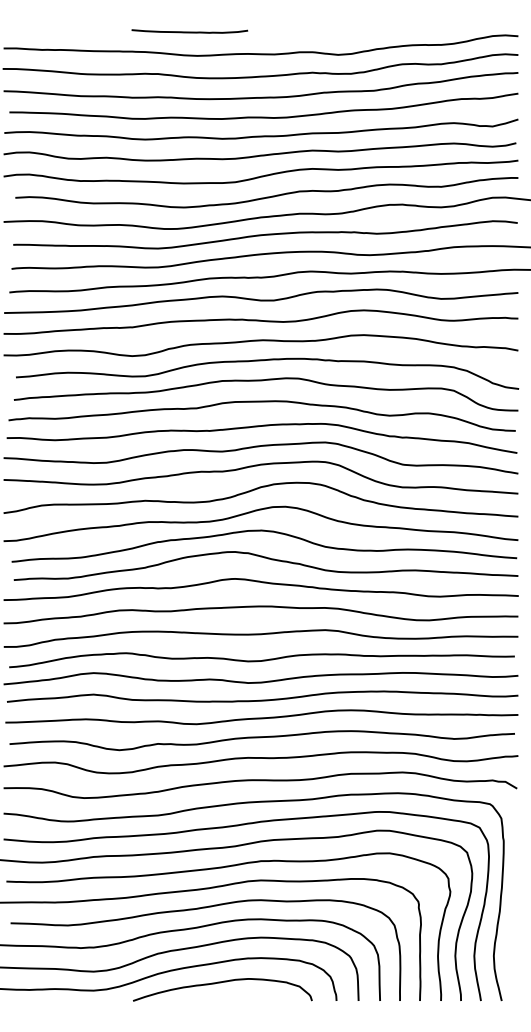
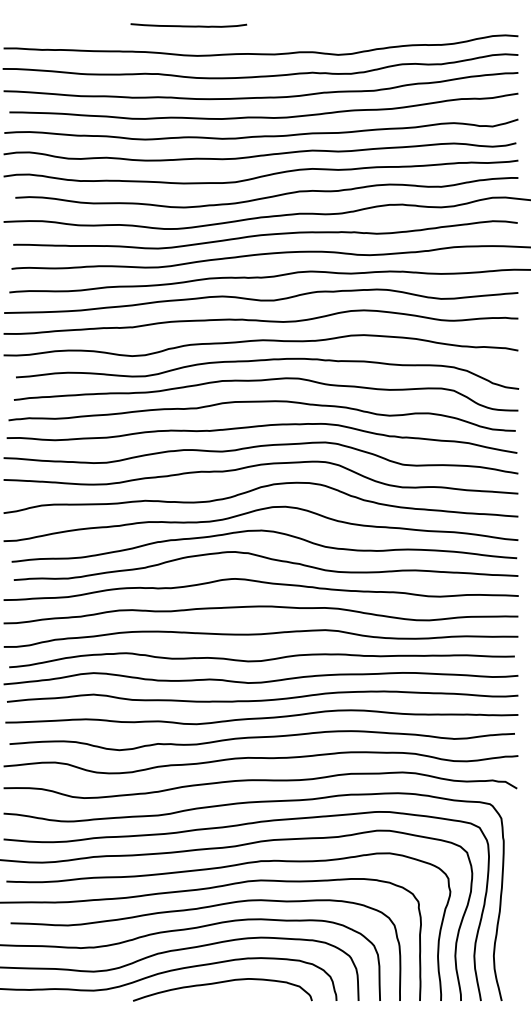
curve position: (189, 31) -> (188, 25) (188, 25)
